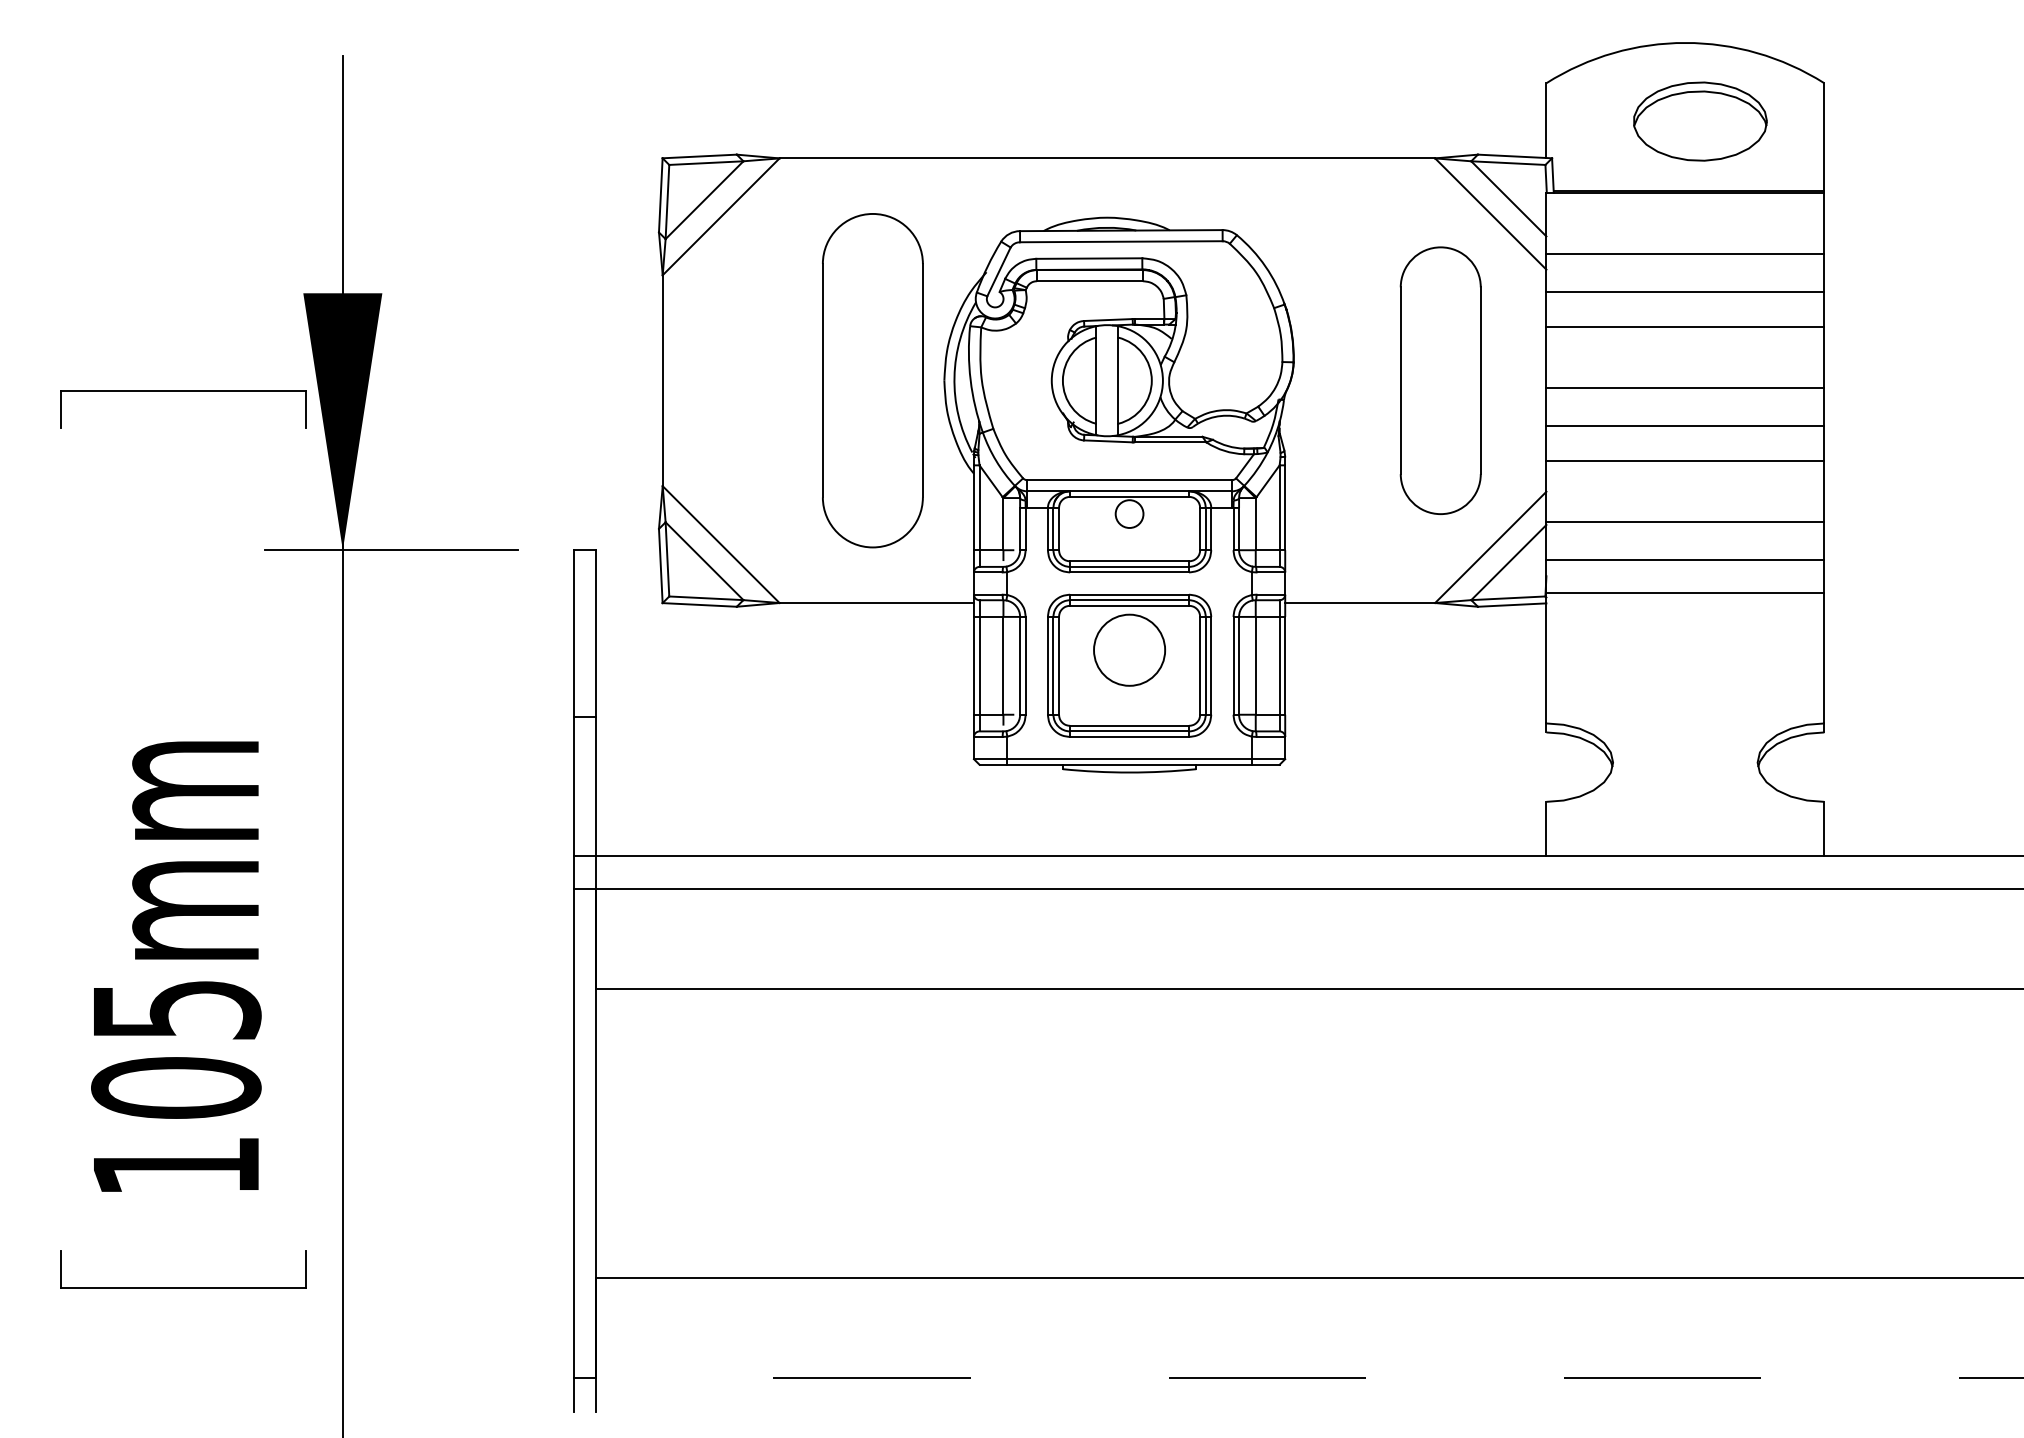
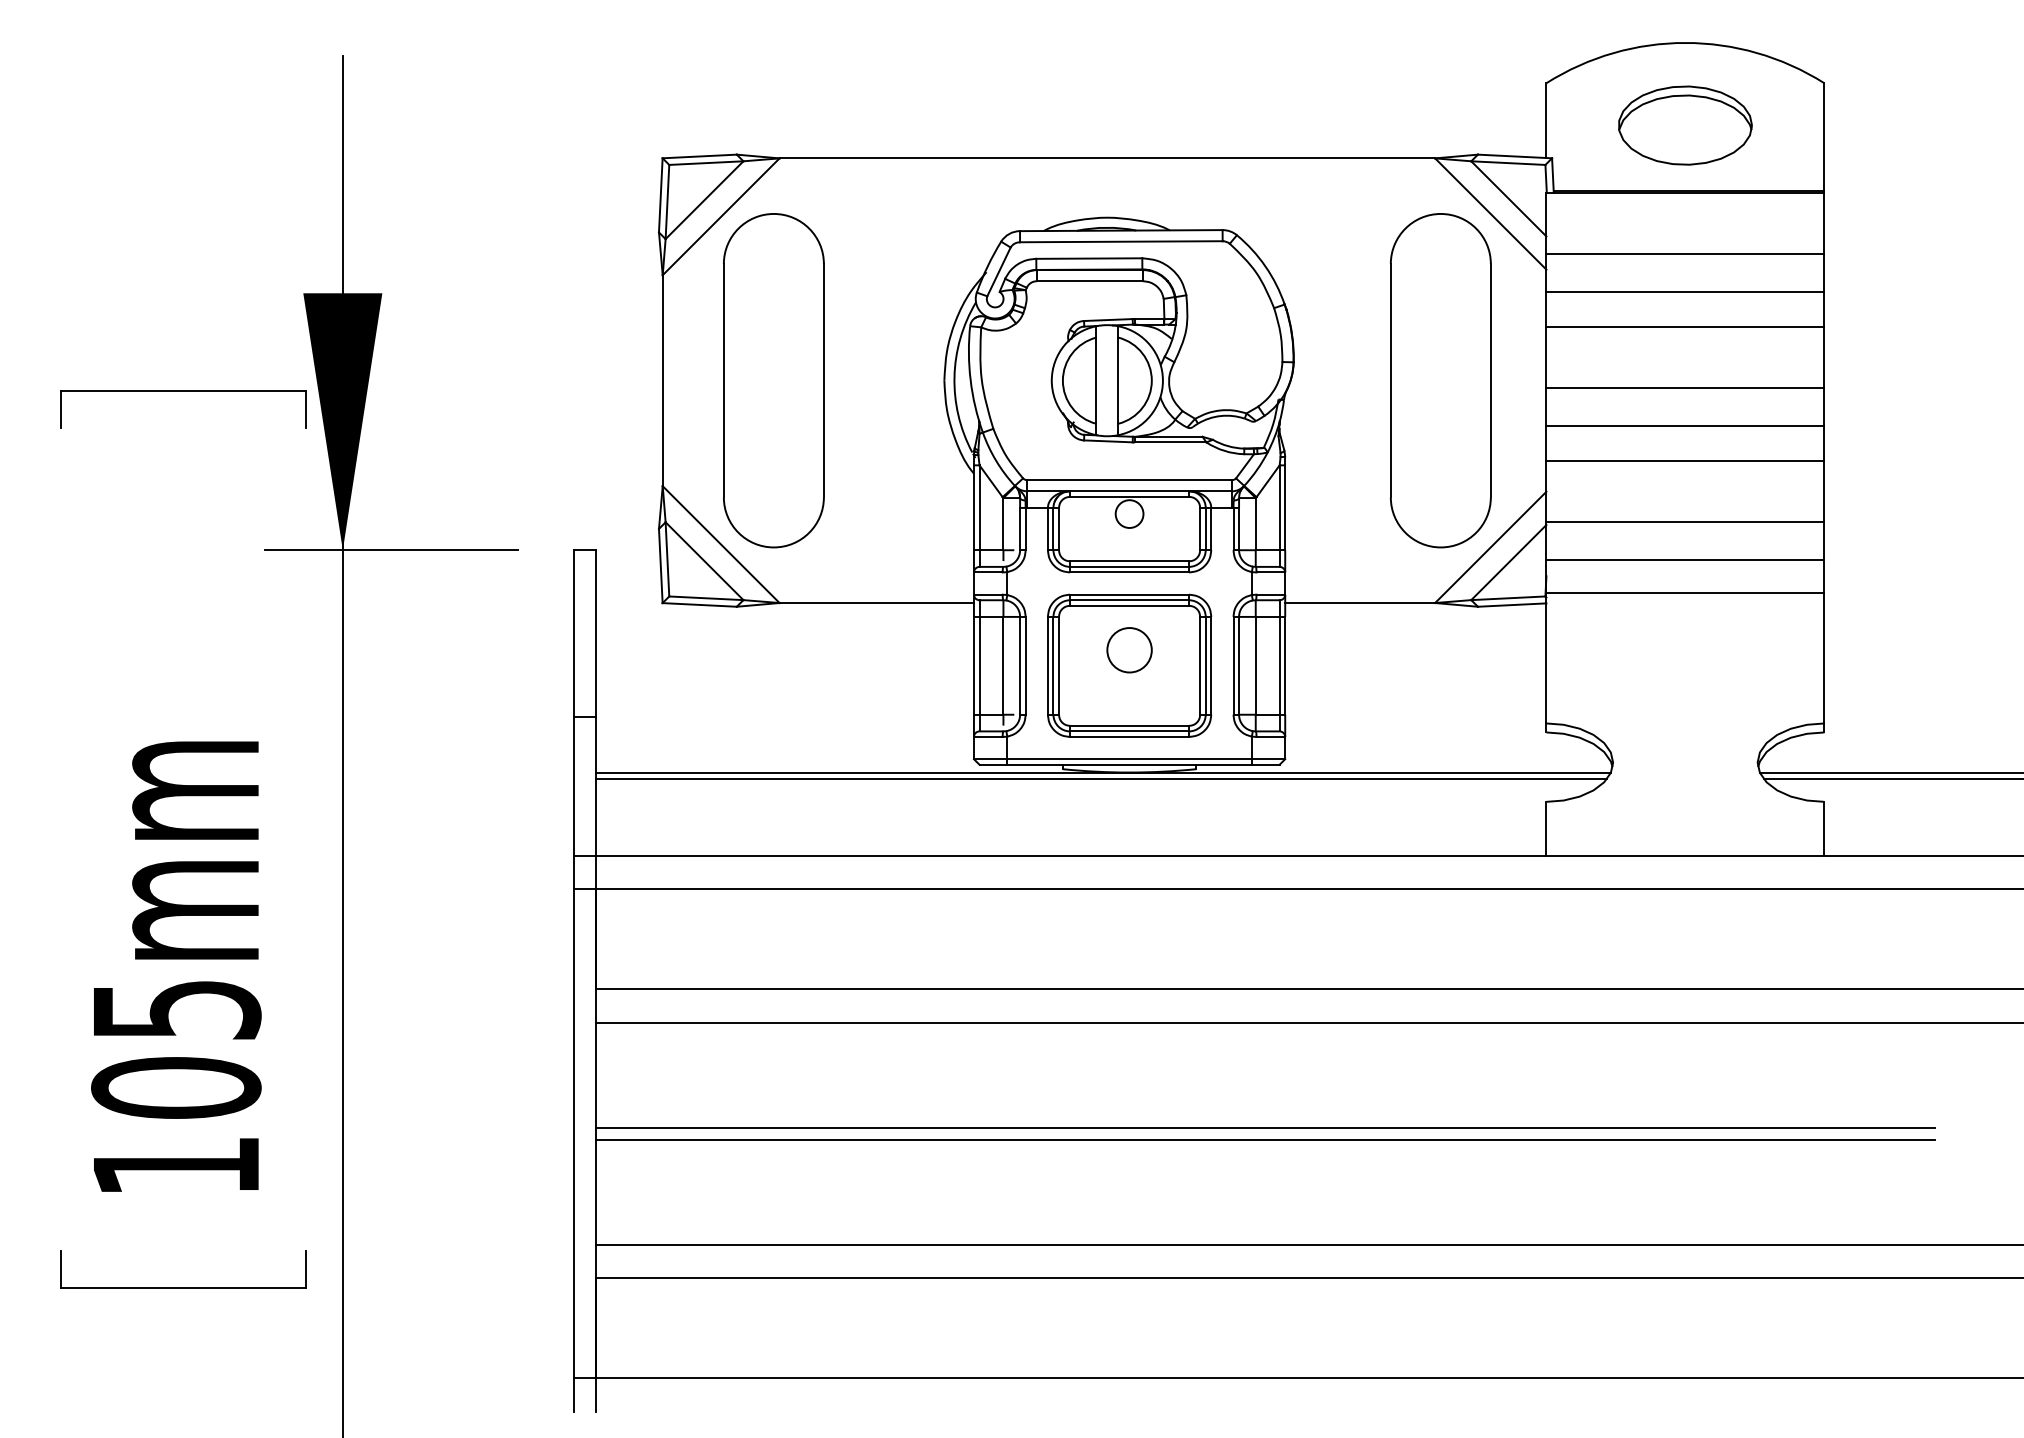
part position: (1700, 121) -> (1685, 125) (1685, 125)
part position: (872, 380) -> (773, 380) (773, 380)
part size: 83x269 px -> 103x336 px (1440, 380)
circle diameter: 71 px -> 44 px (1129, 650)
line: none -> present (1103, 772)
line: none -> present (1889, 772)
line: none -> present (1101, 778)
line: none -> present (1891, 778)
line: none -> present (1308, 1022)
line: none -> present (1265, 1127)
line: none -> present (1265, 1139)
line: none -> present (1308, 1244)
line: dashed -> solid (1309, 1378)
